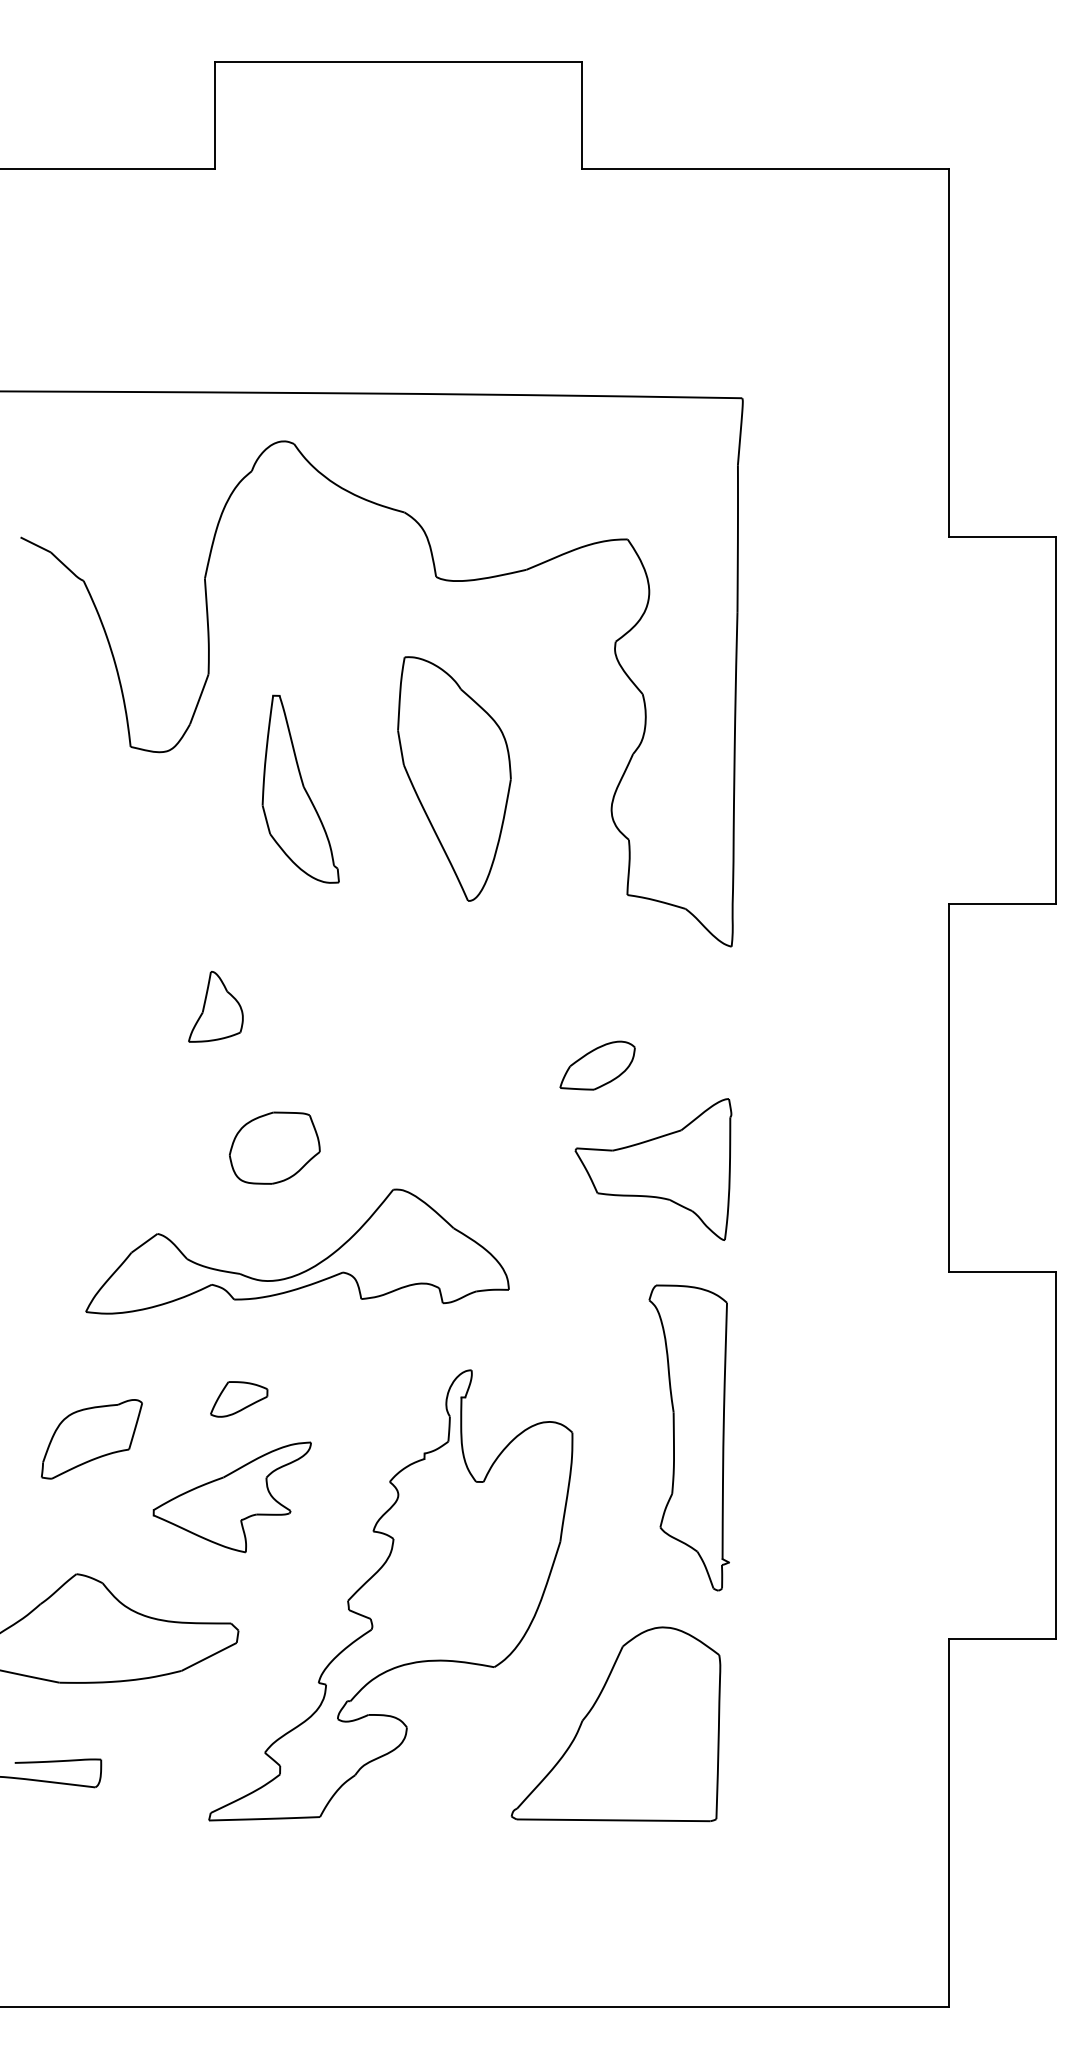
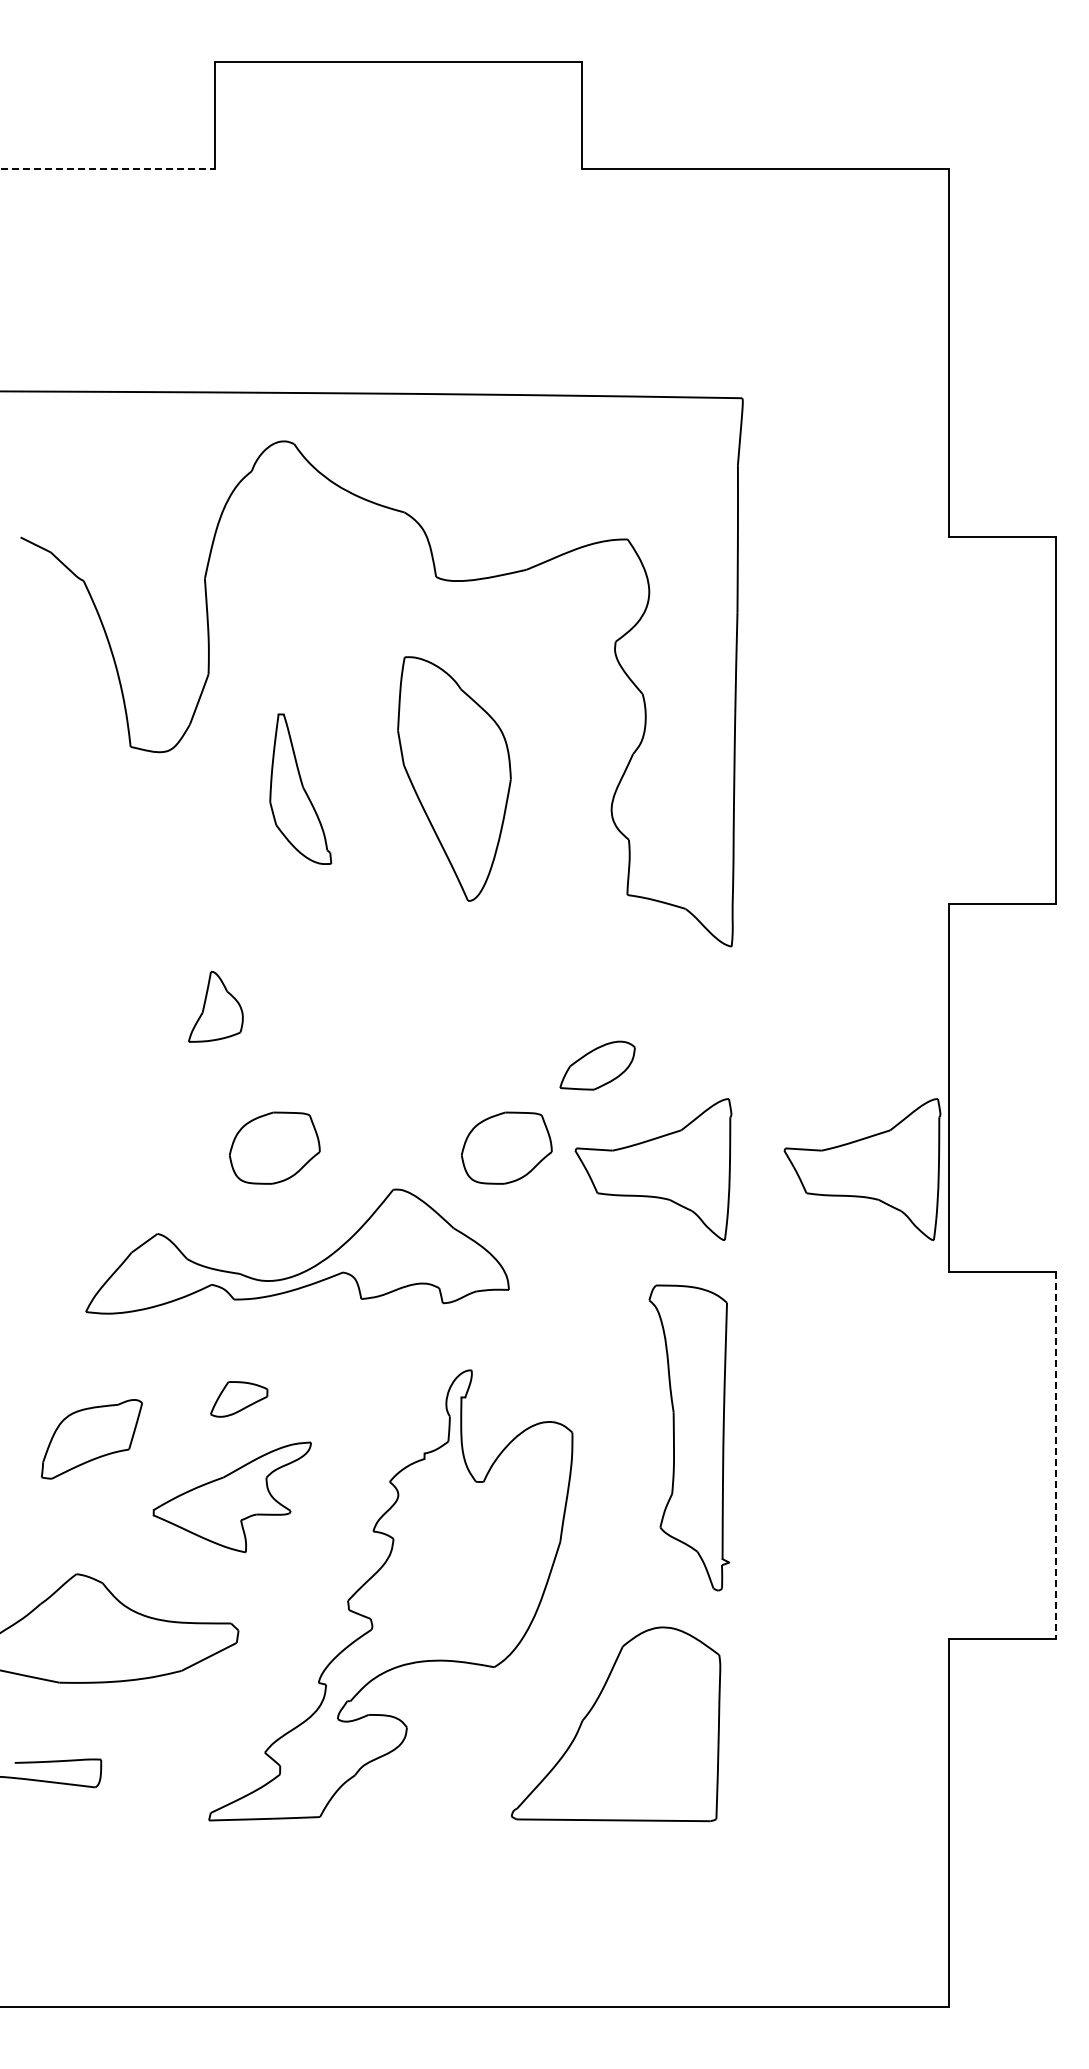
line: solid -> dashed (107, 169)
part size: 79x190 px -> 64x152 px (300, 788)
part: none -> present (506, 1147)
part: none -> present (862, 1169)
line: solid -> dashed (1056, 1455)
